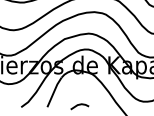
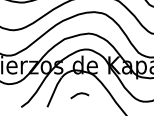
line position: (79, 105) -> (79, 94) (79, 94)
